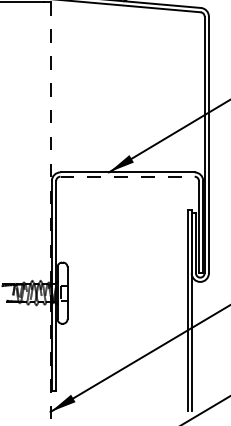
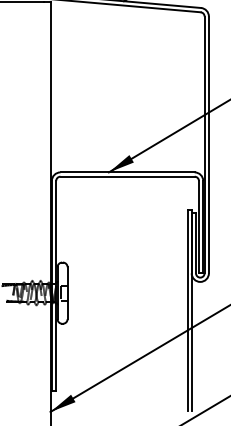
line: dashed -> solid (128, 176)
line: dashed -> solid (50, 214)
